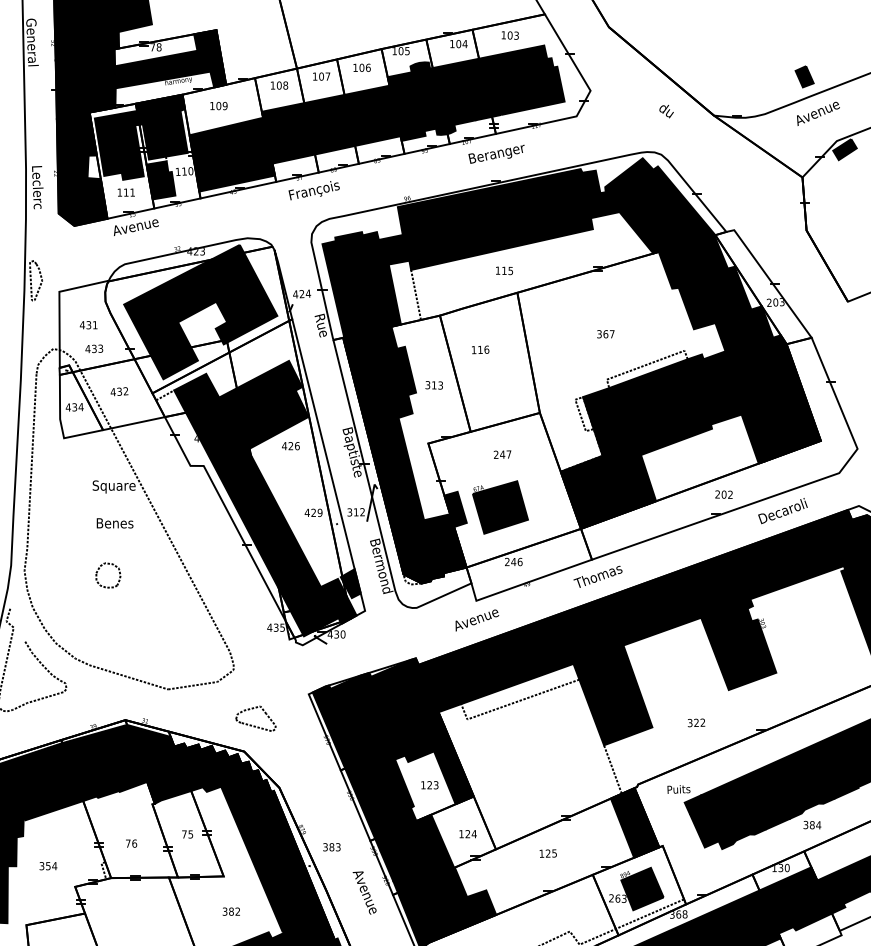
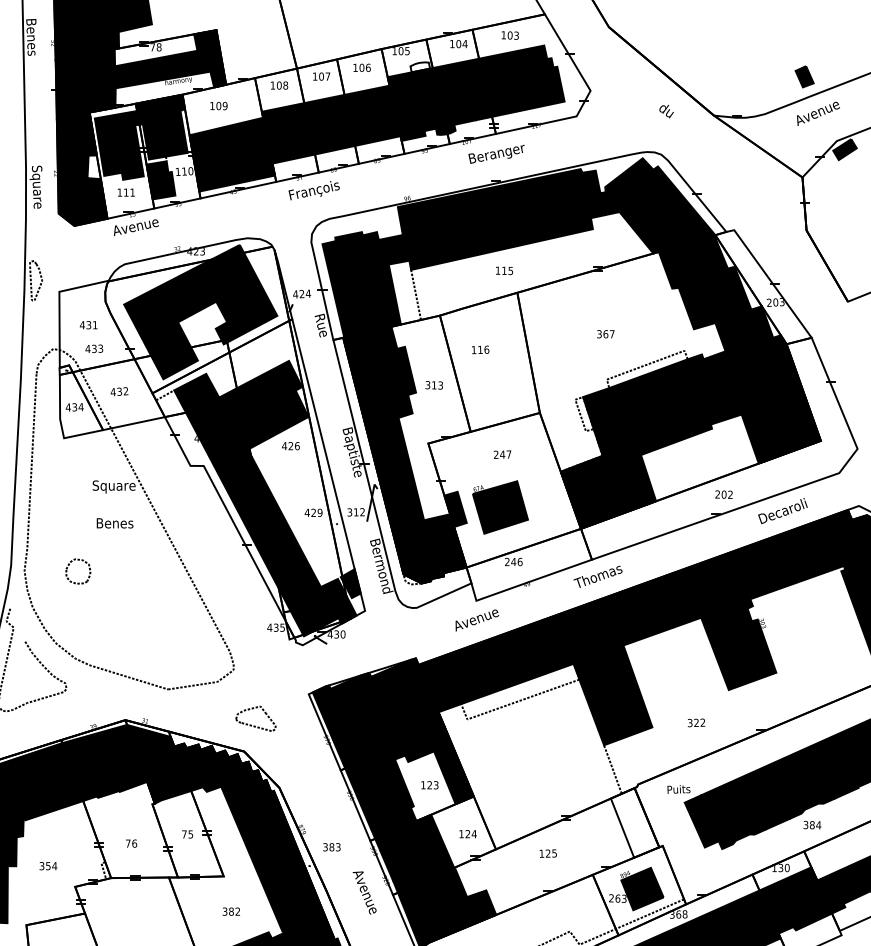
text: General -> Benes (32, 42)
fill: present -> none (420, 67)
text: Leclerc -> Square (36, 187)
part position: (115, 567) -> (85, 563) (85, 563)
fill: present -> none (634, 822)
